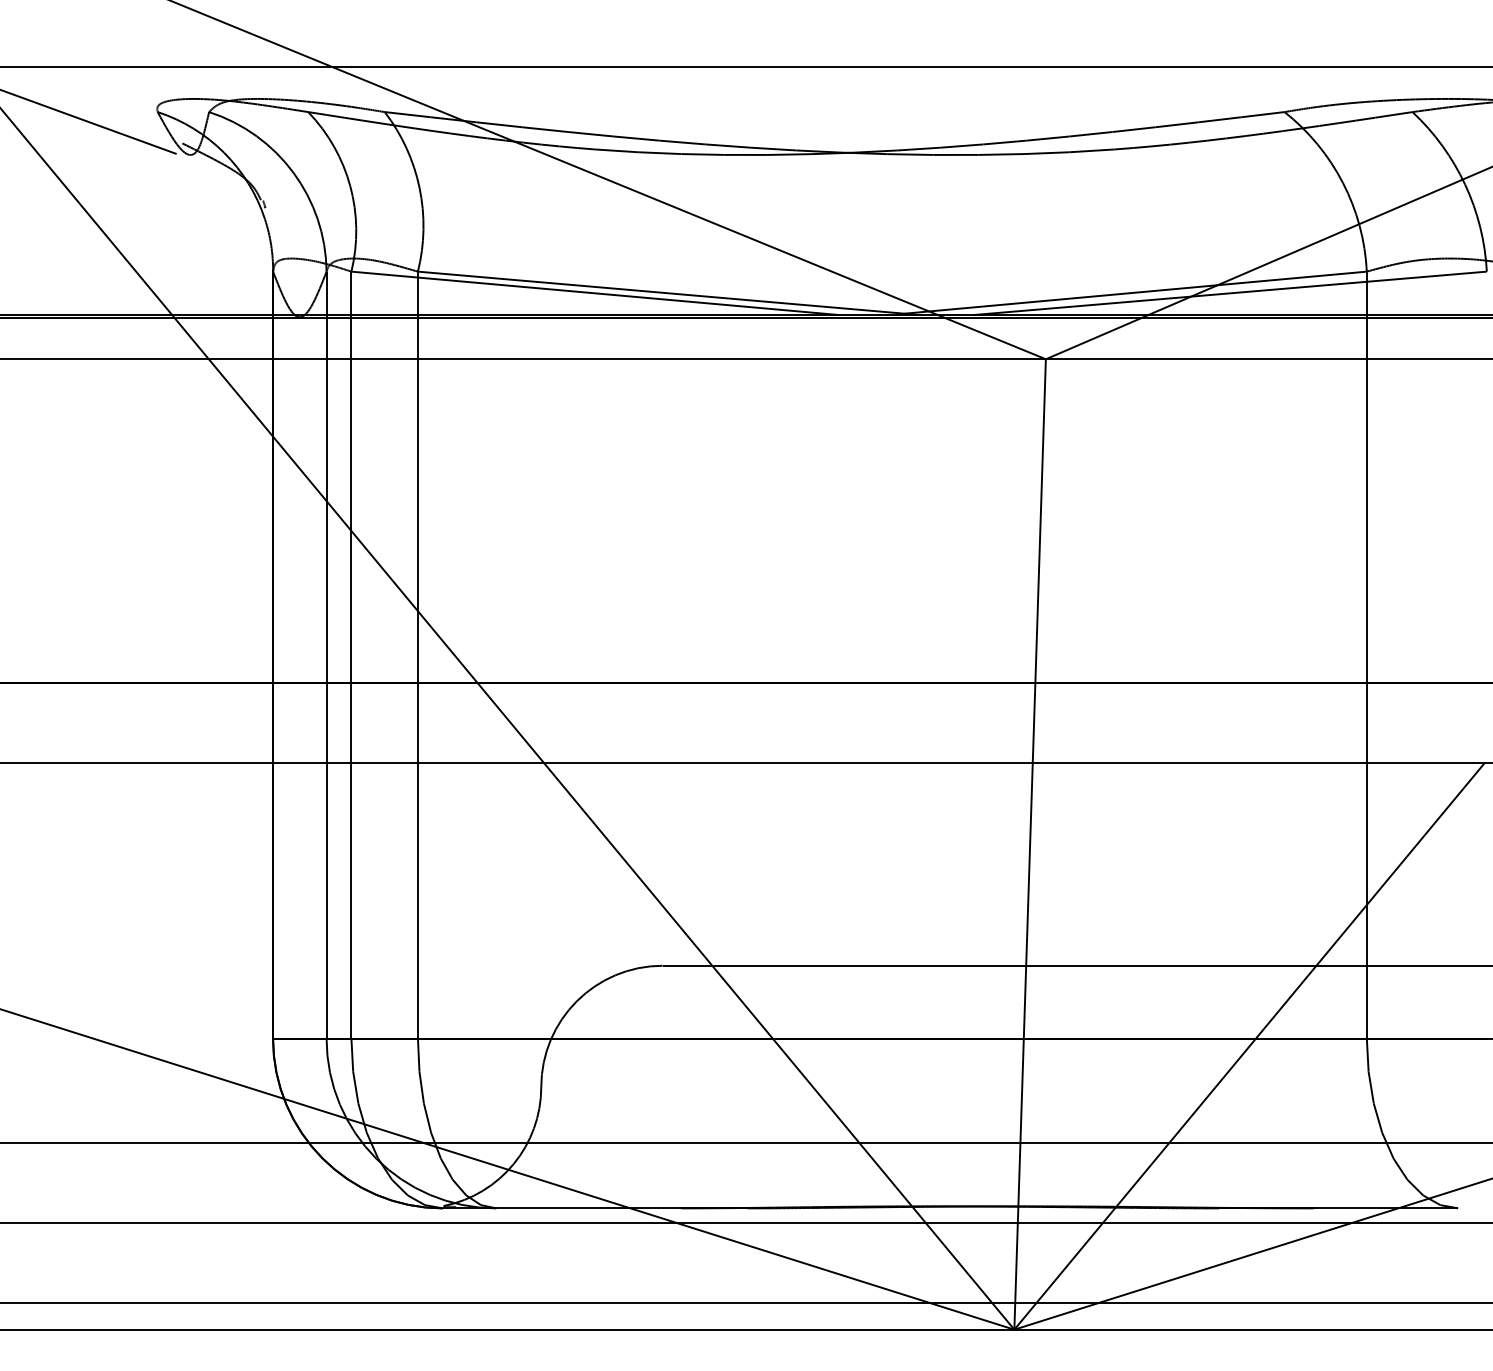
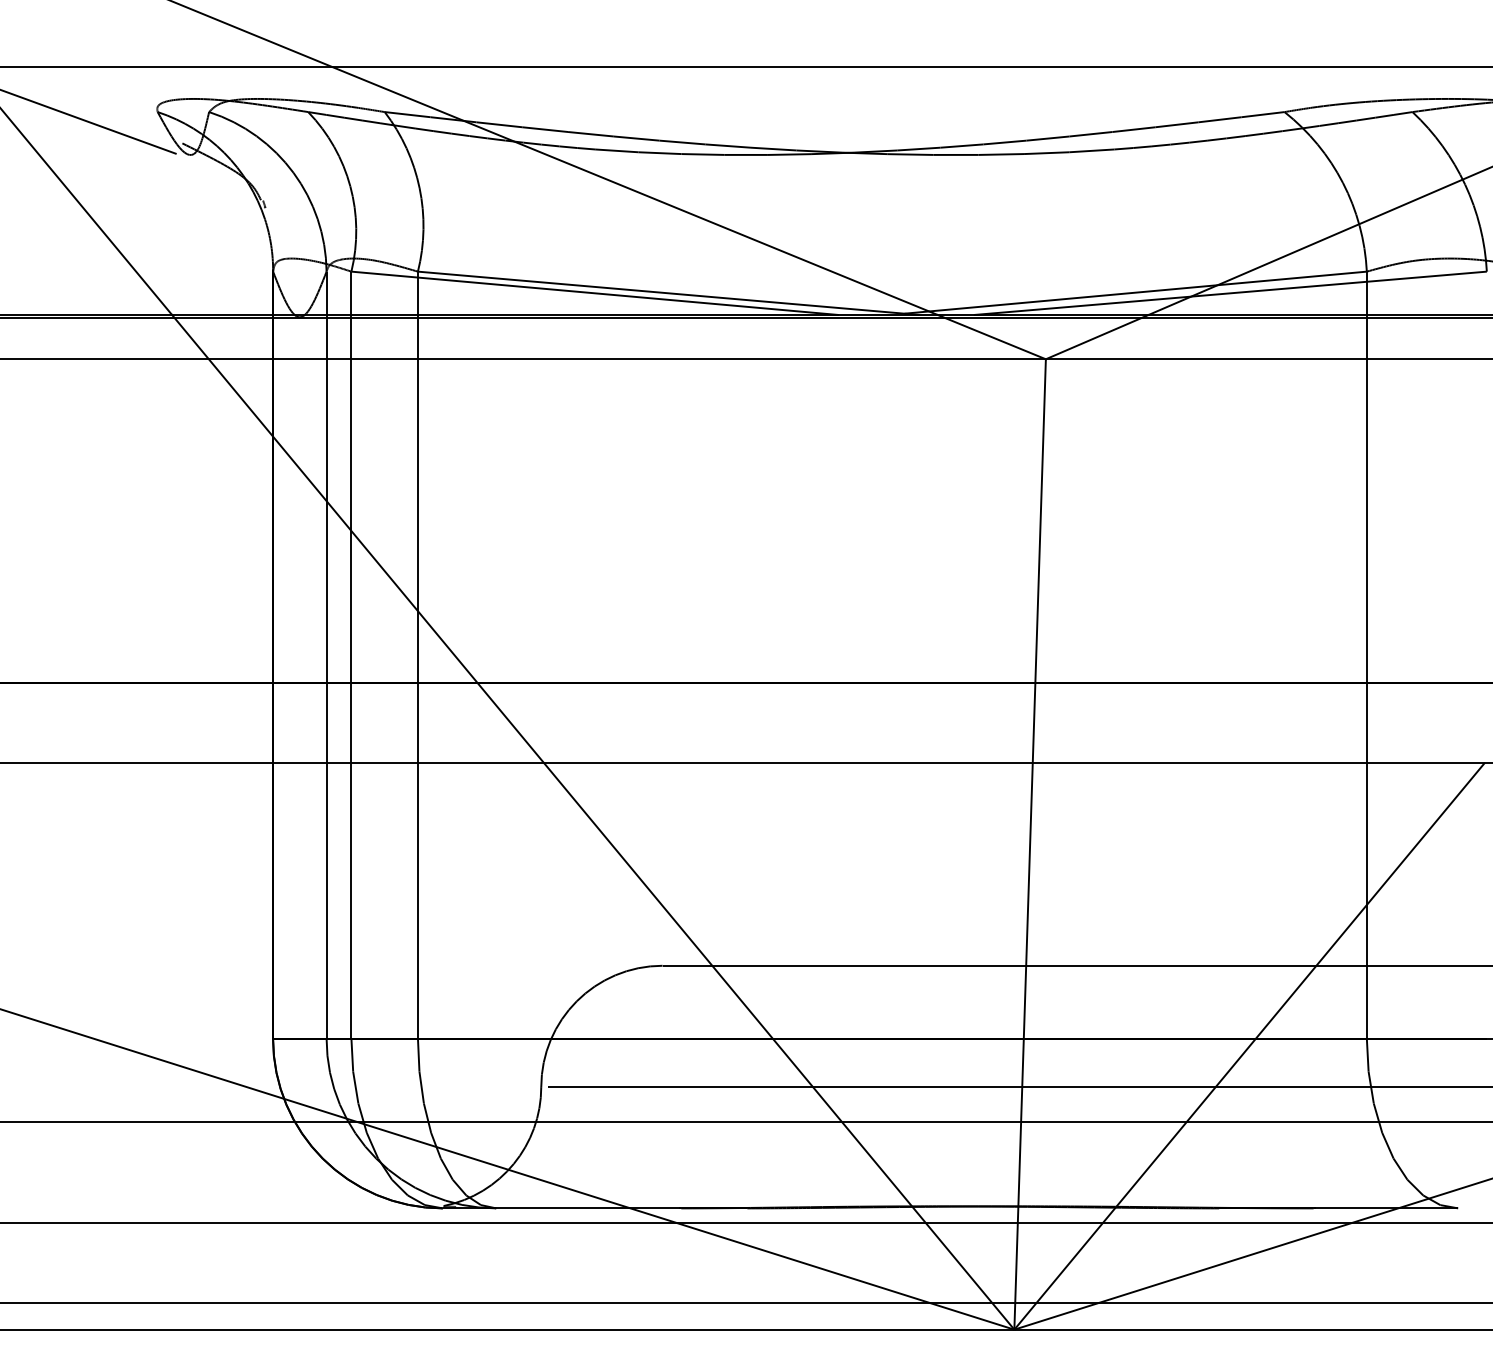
line: none -> present (1018, 1087)
line position: (745, 1143) -> (745, 1122) (745, 1122)
